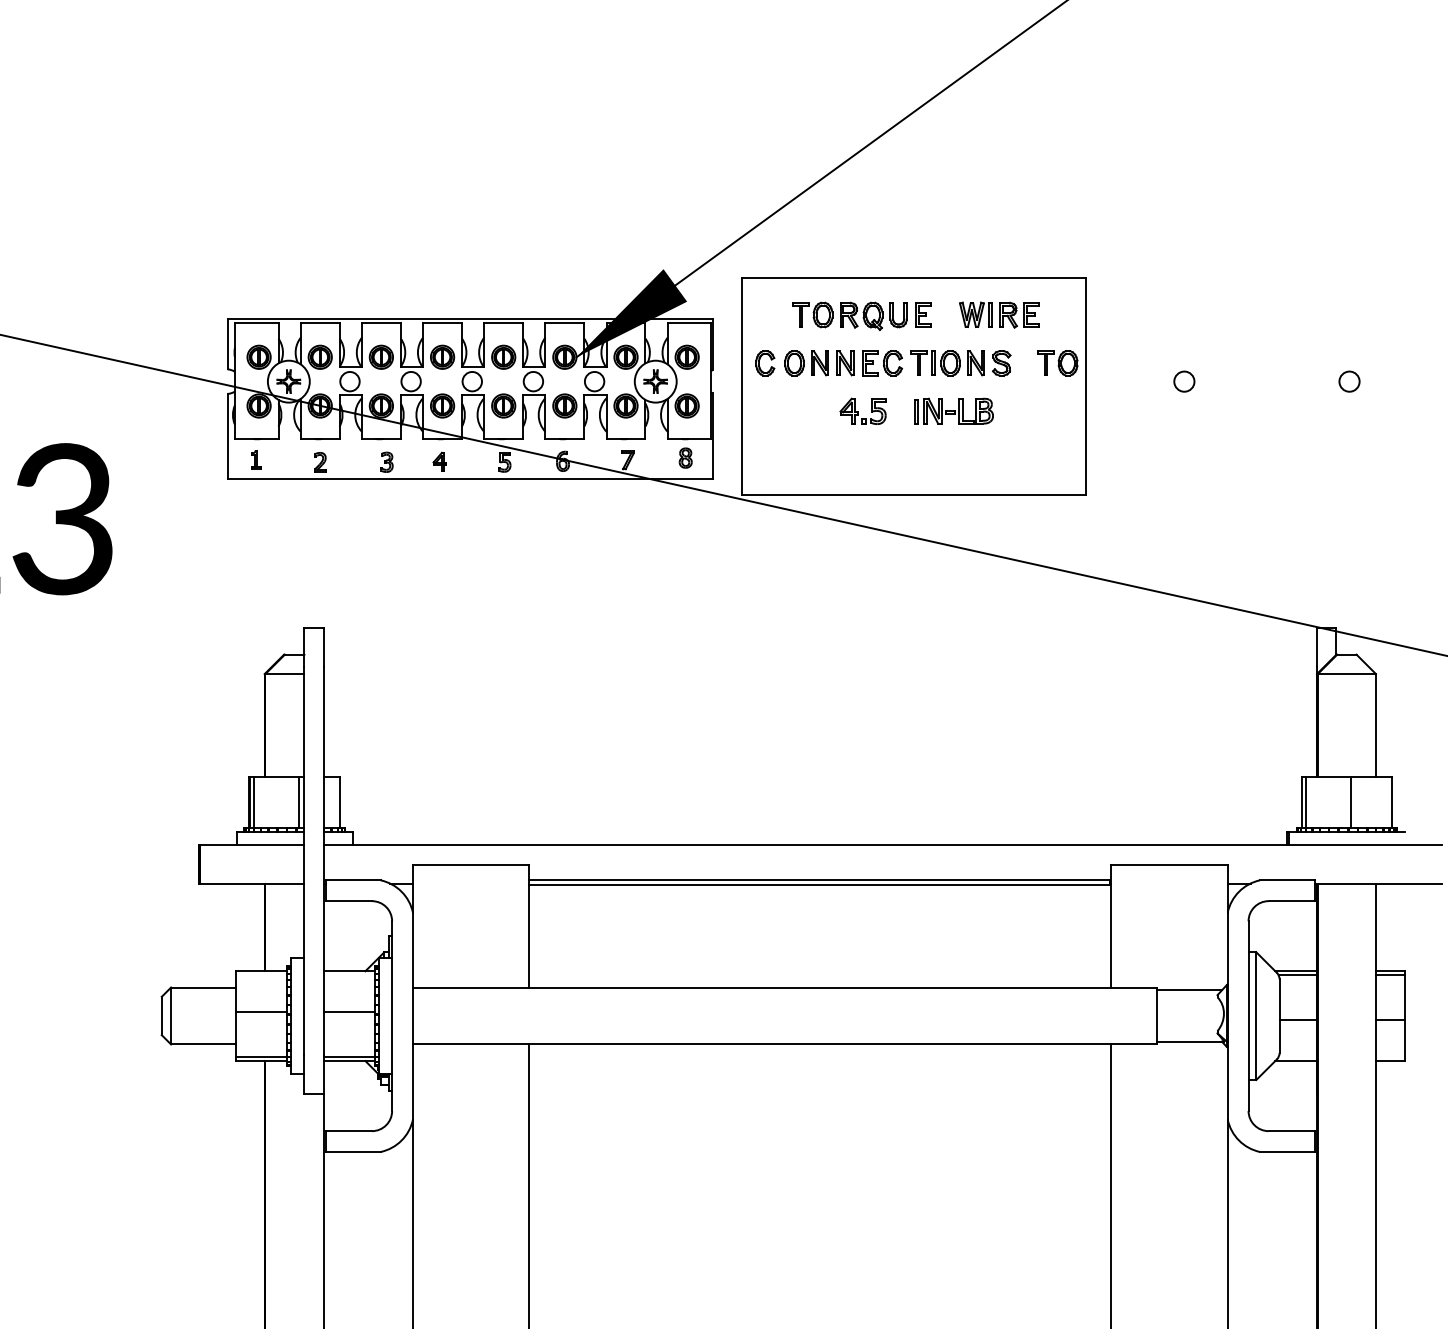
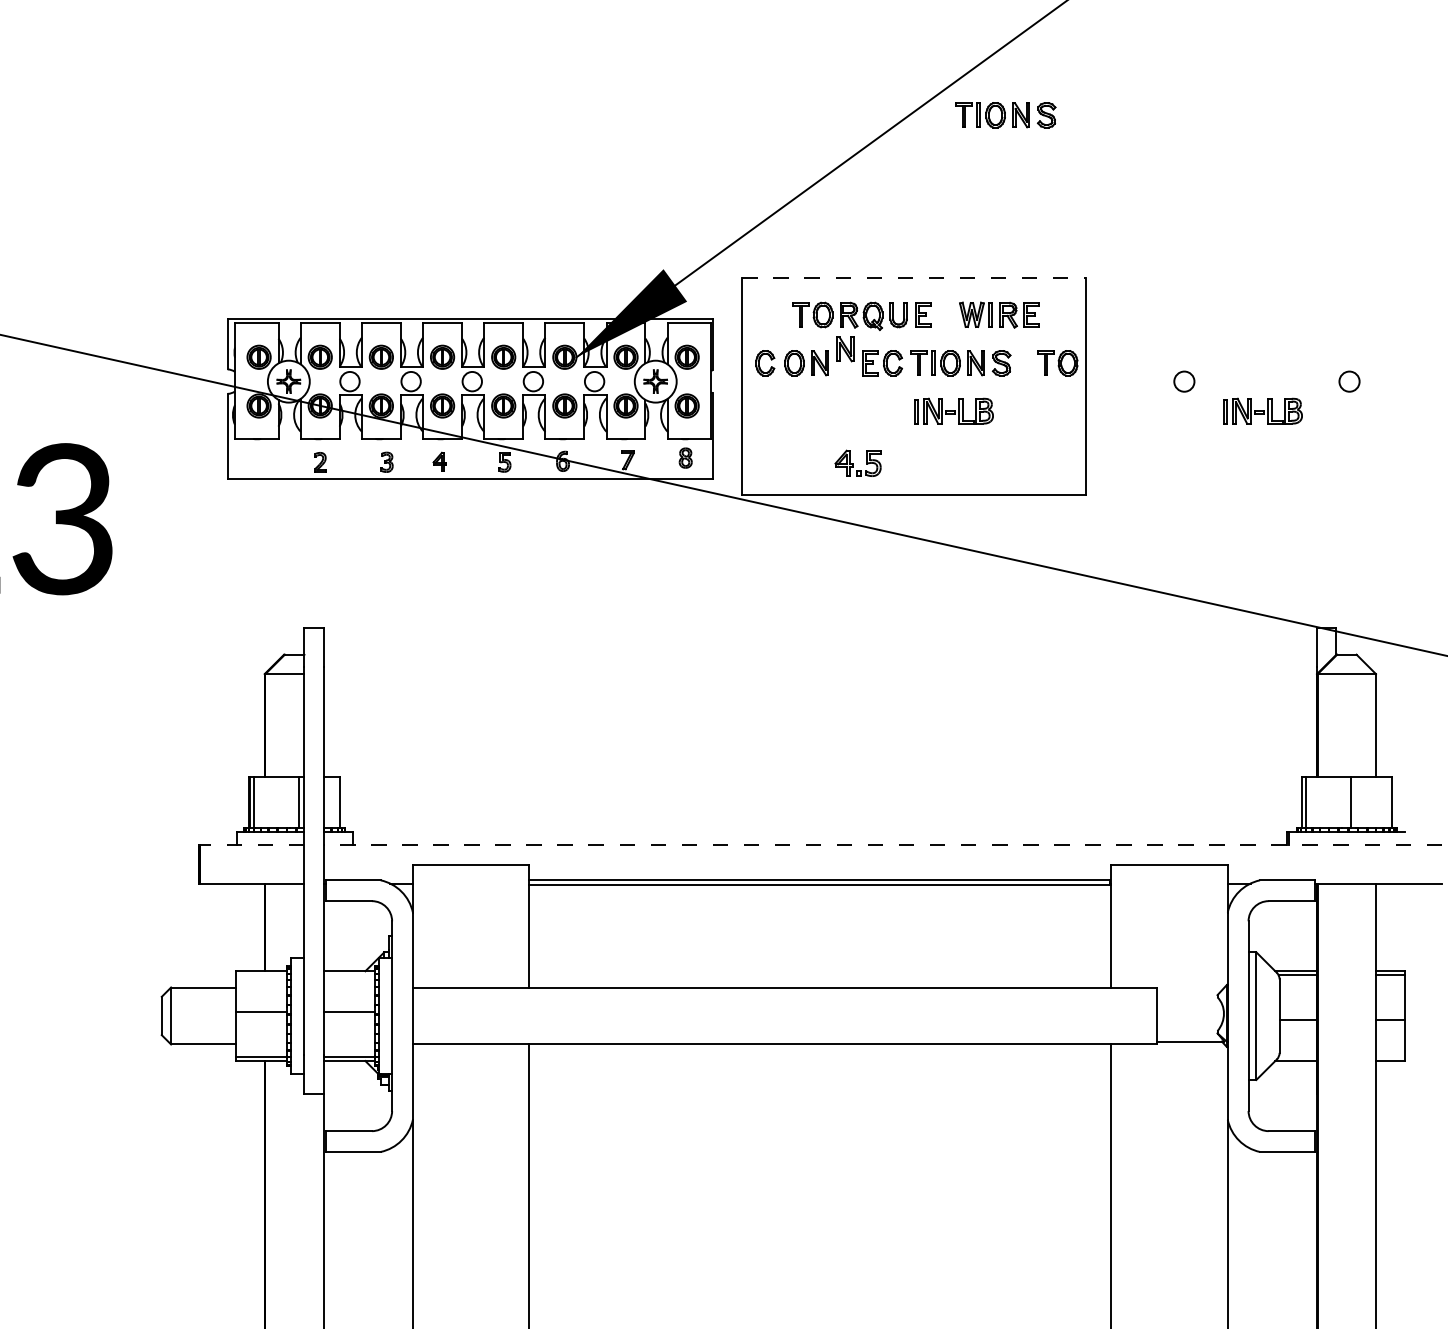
part: none -> present (1005, 115)
line: solid -> dashed (914, 277)
part position: (845, 363) -> (845, 349) (845, 349)
part position: (862, 410) -> (857, 462) (857, 462)
part: none -> present (1262, 410)
part: present -> none (256, 459)
line: solid -> dashed (252, 844)
line: solid -> dashed (882, 844)
line: present -> none (1188, 990)
